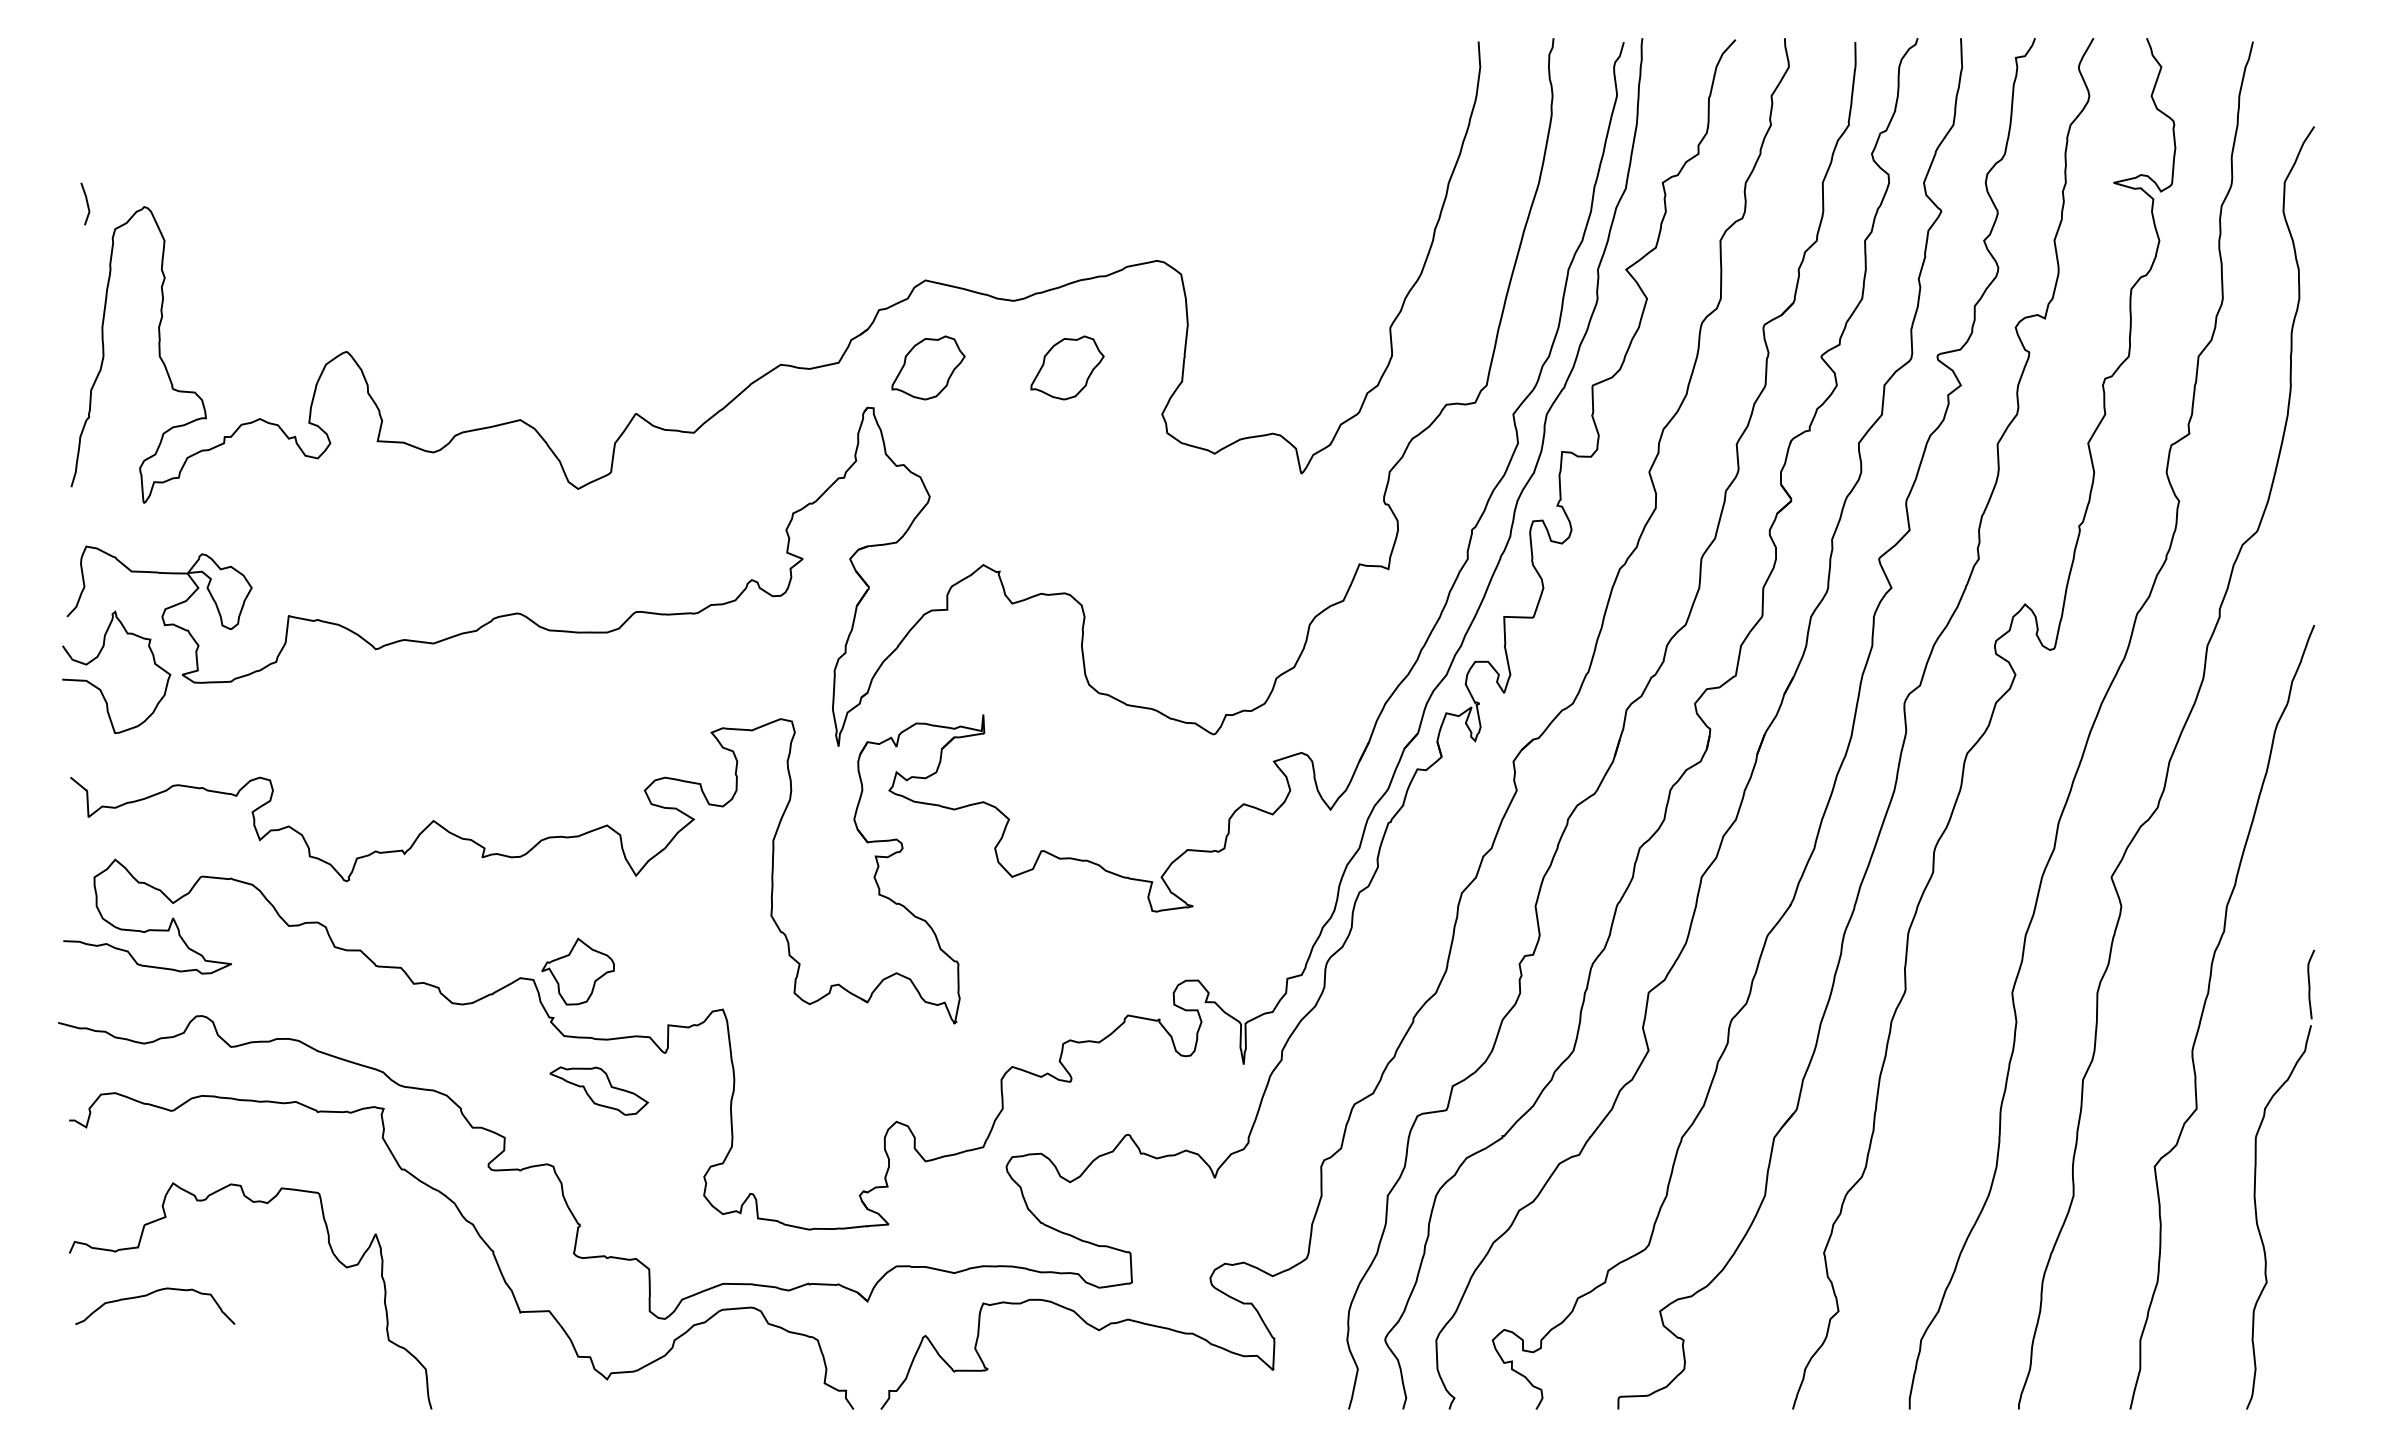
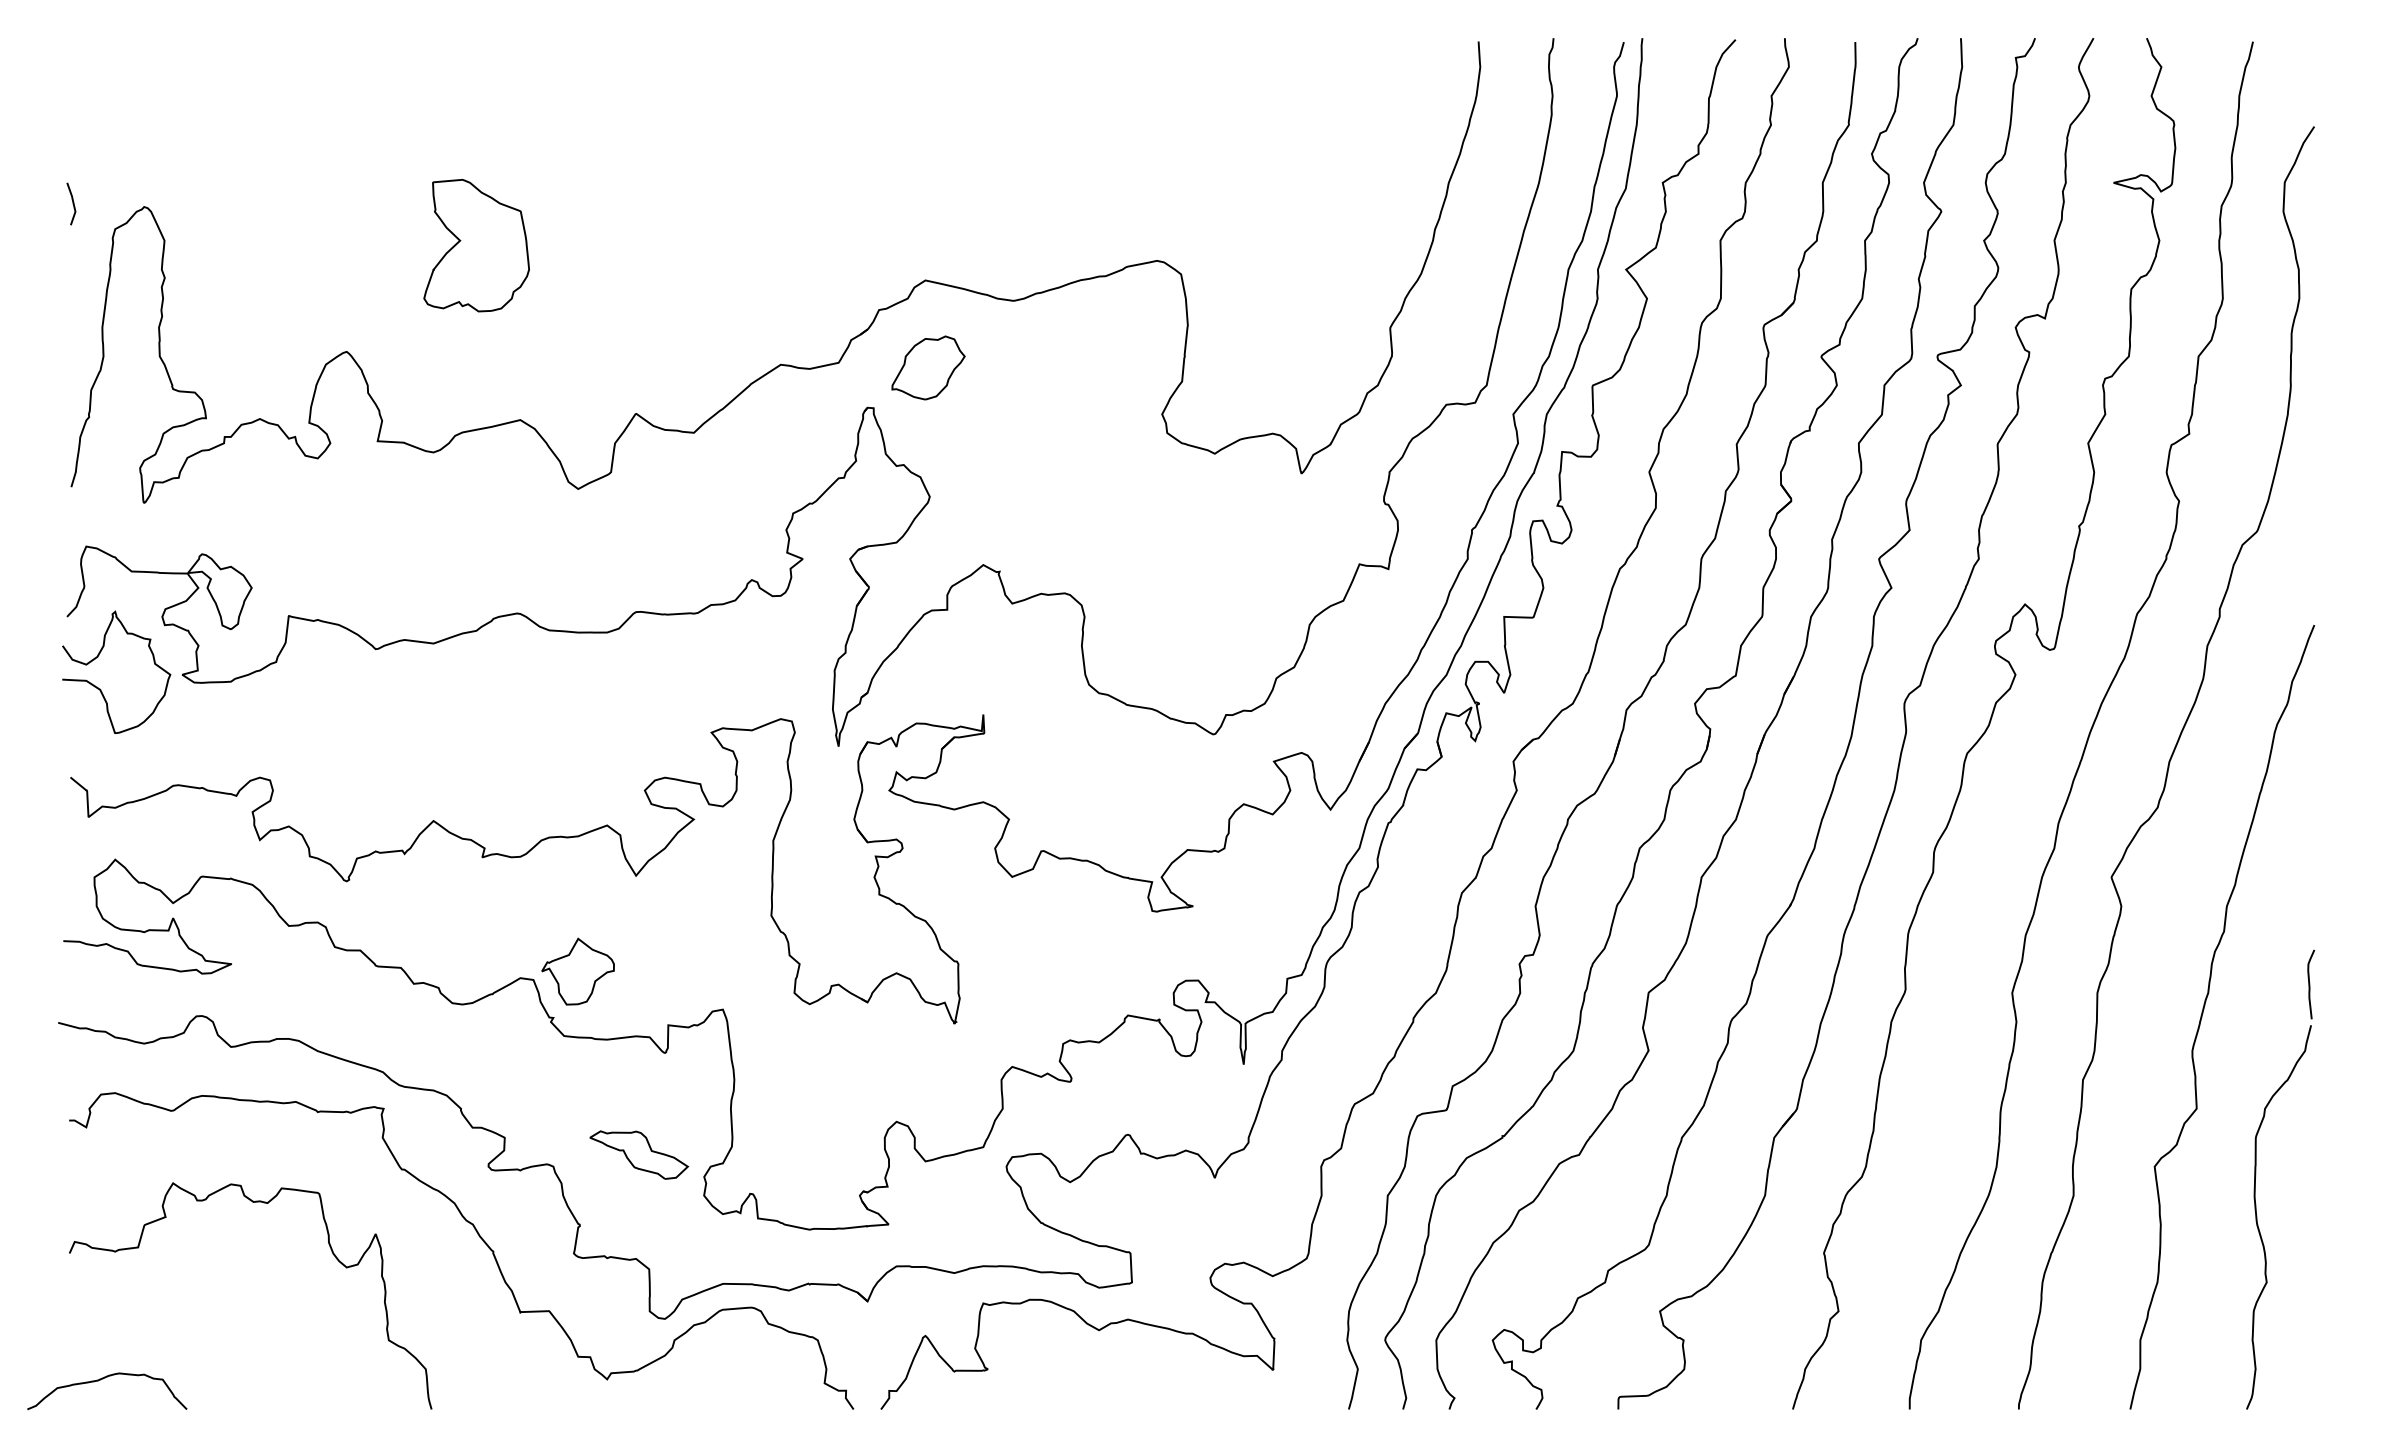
line position: (86, 203) -> (72, 203) (72, 203)
part: none -> present (476, 245)
part: present -> none (1067, 367)
part position: (599, 1090) -> (639, 1154) (639, 1154)
curve position: (151, 1294) -> (103, 1379) (103, 1379)
